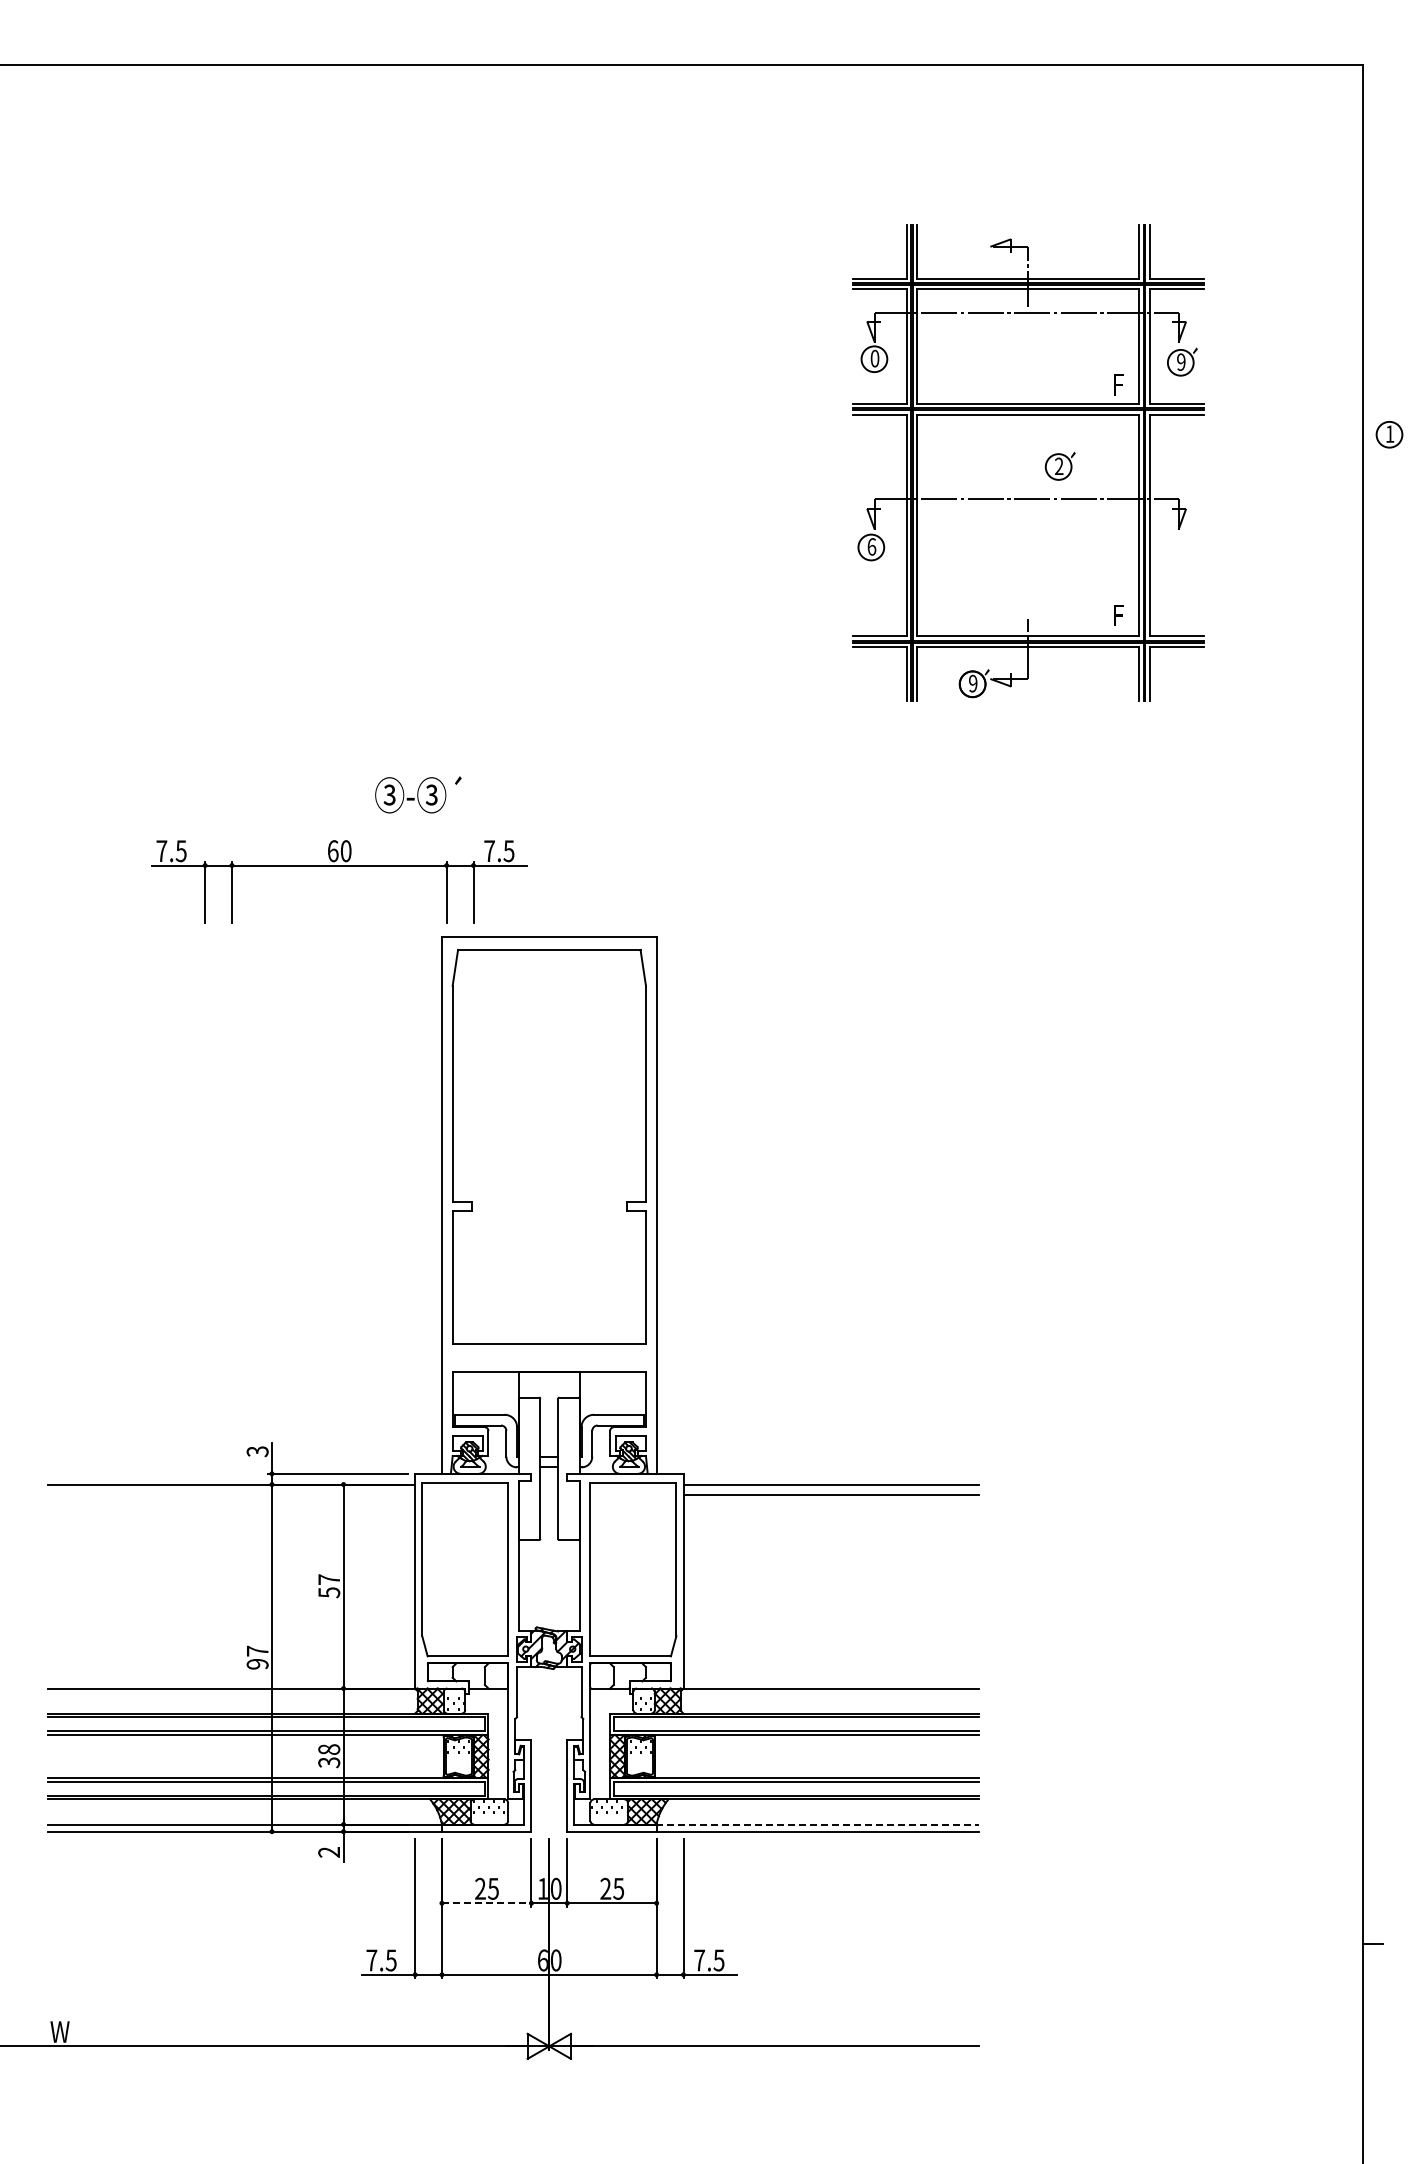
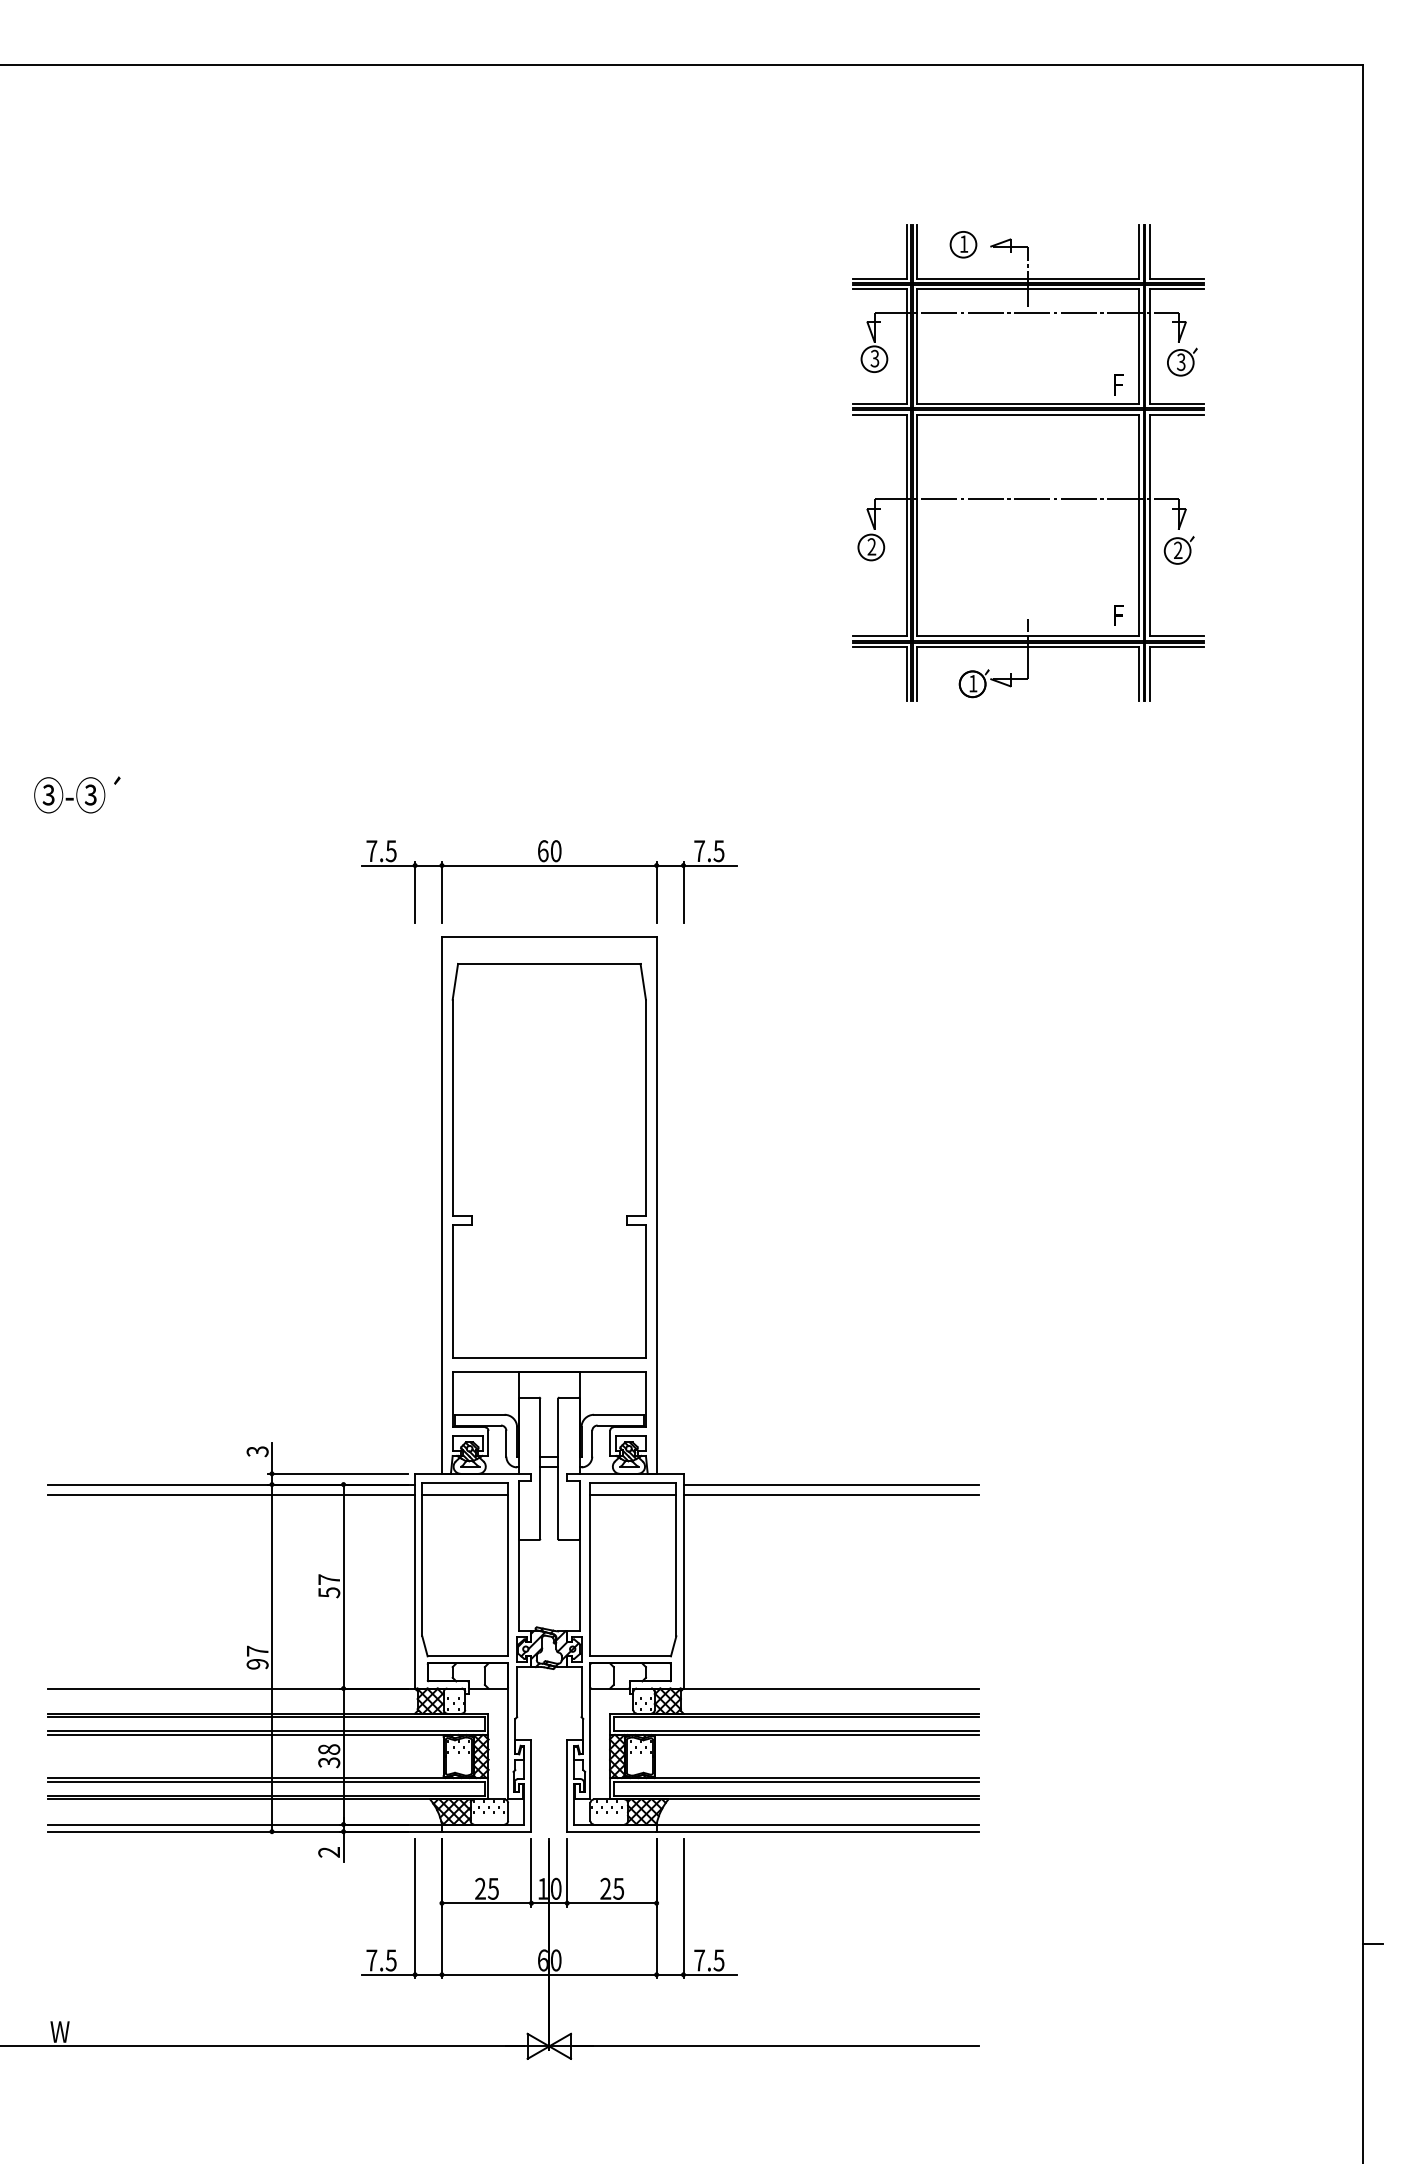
text: 0 -> 3 (874, 358)
text: 9 -> 3 (1181, 361)
part position: (1389, 434) -> (963, 244) (963, 244)
part position: (1059, 466) -> (1178, 550) (1178, 550)
text: 6 -> 2 (871, 546)
text: 9 -> 1 (973, 683)
text position: (418, 794) -> (77, 794) (77, 794)
part position: (339, 866) -> (549, 866) (549, 866)
part position: (548, 1146) -> (548, 1160) (548, 1160)
line: none -> present (231, 1495)
line: none -> present (465, 1495)
line: none -> present (633, 1495)
line: dashed -> solid (817, 1824)
line: dashed -> solid (486, 1903)
